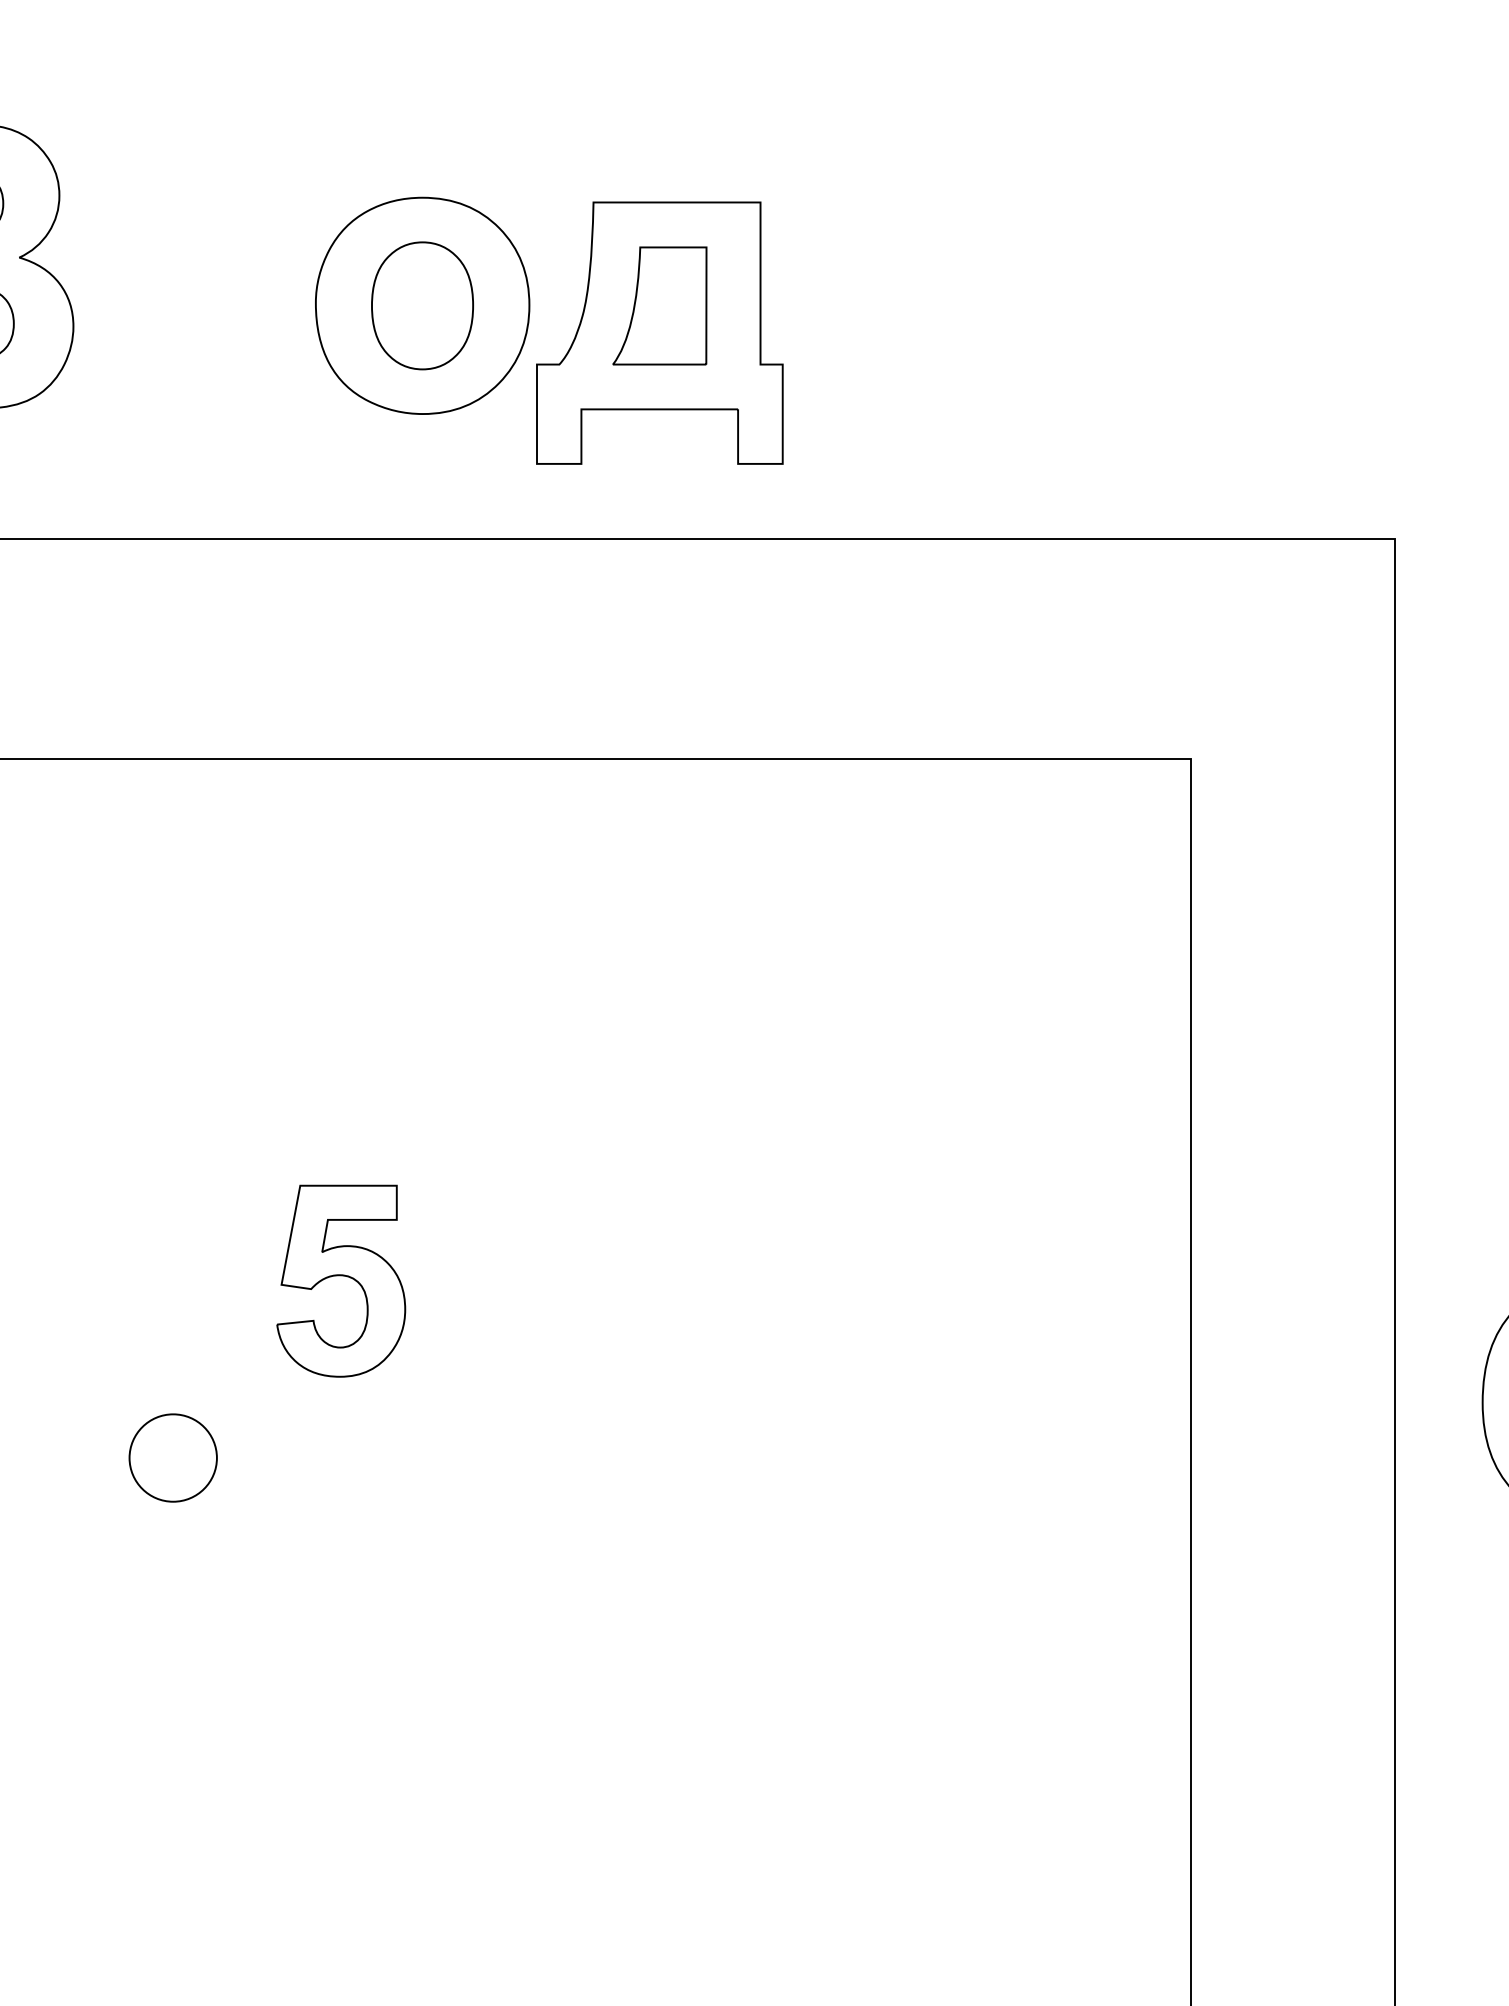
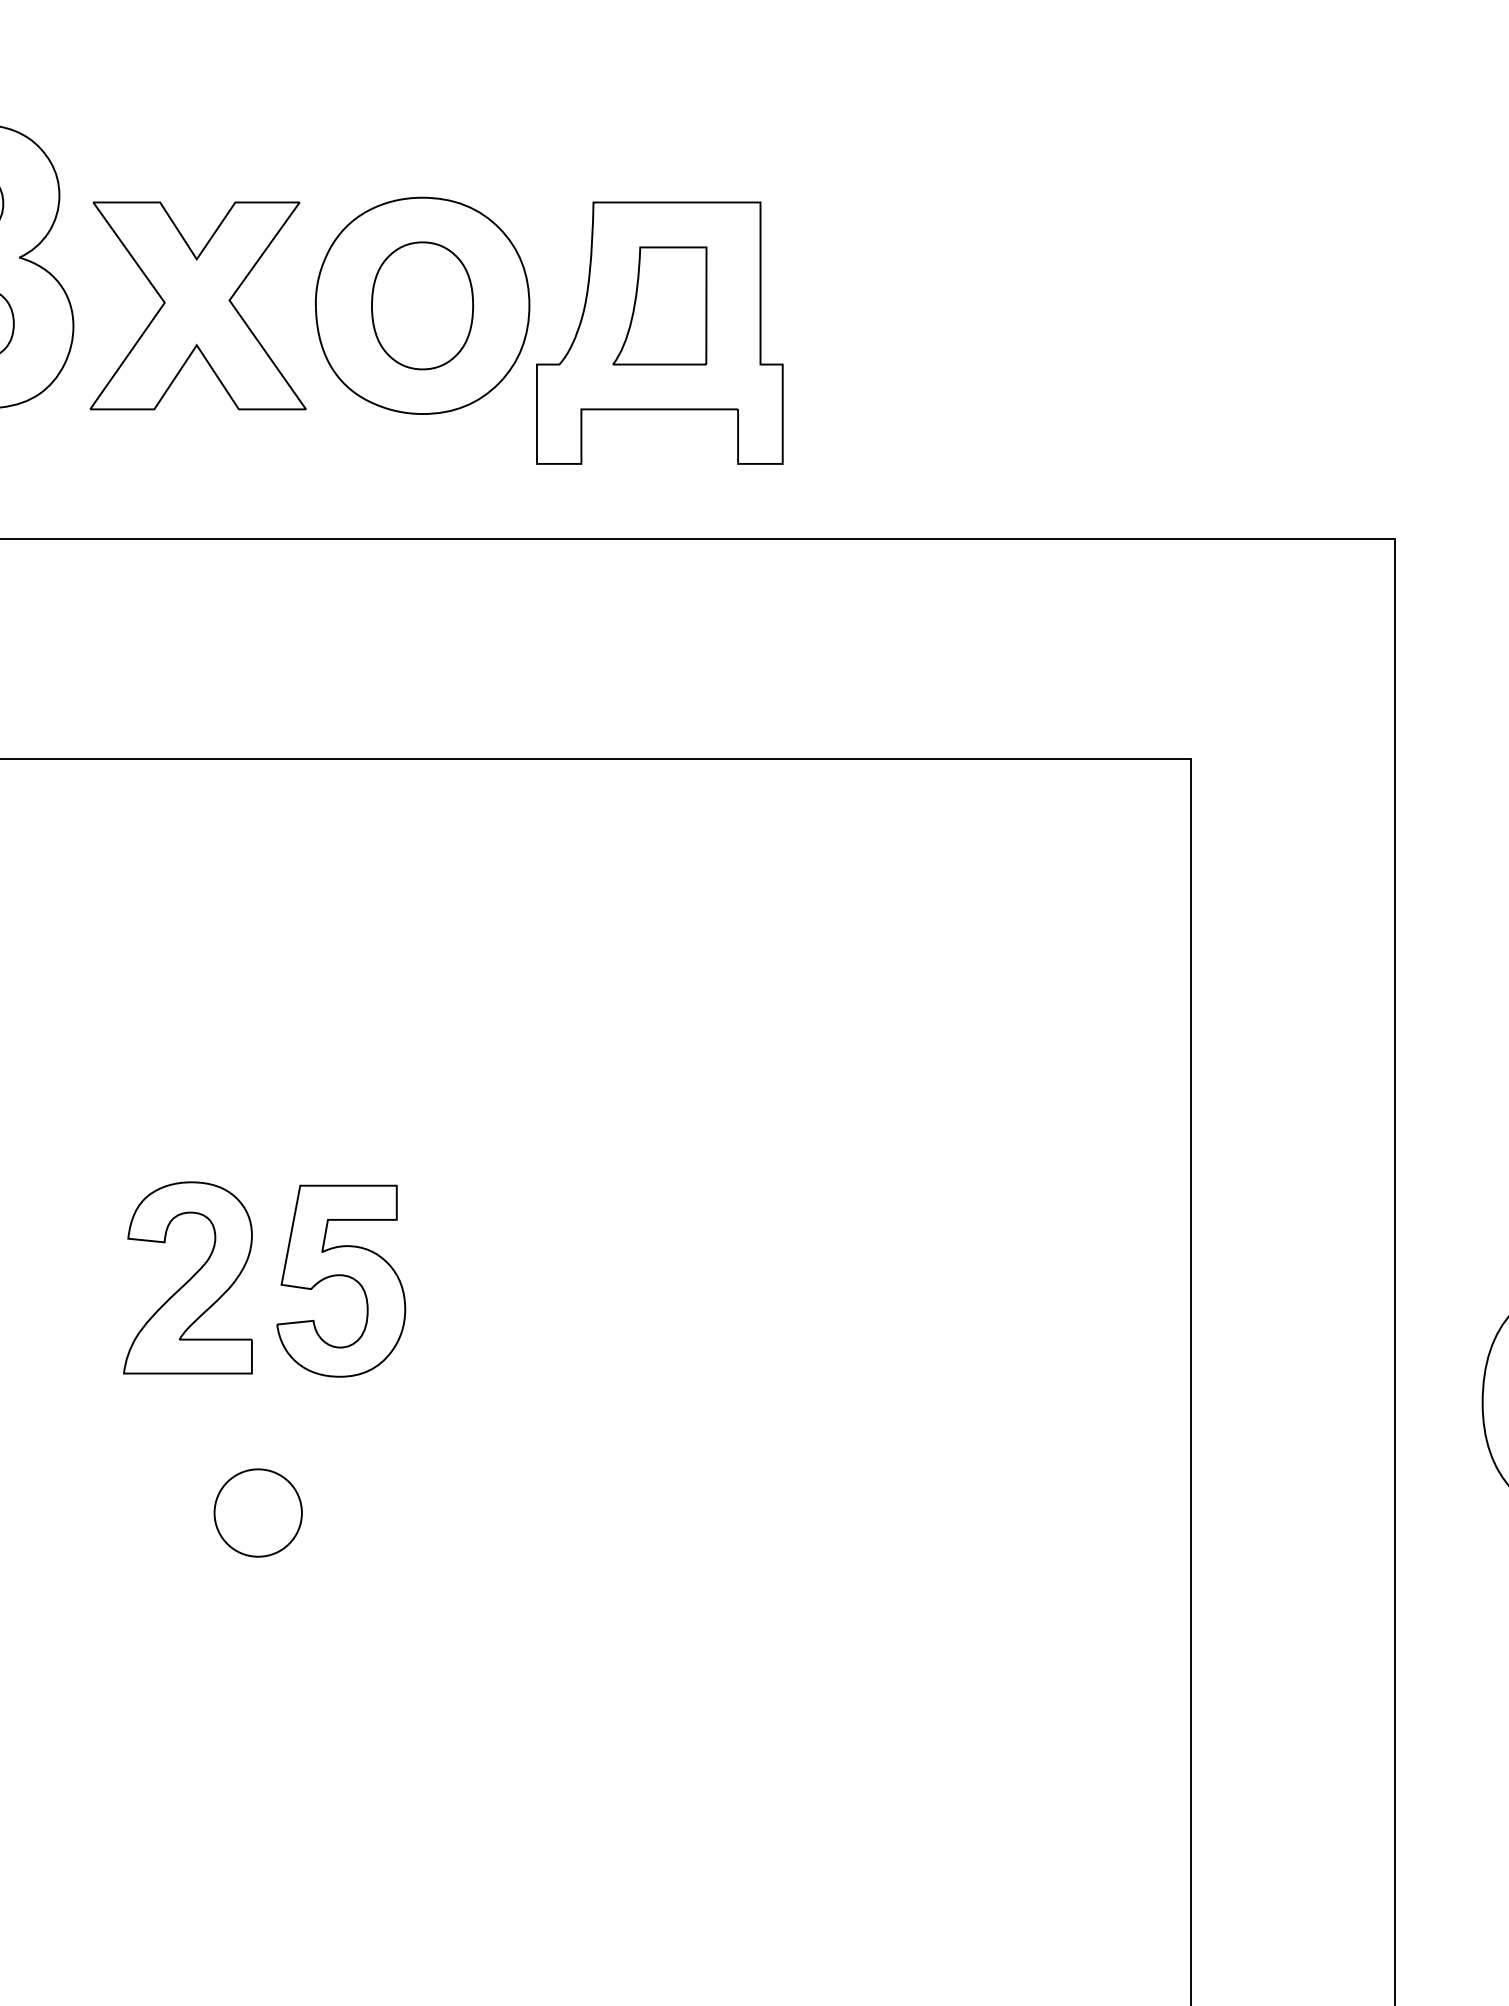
part: none -> present (197, 305)
part: none -> present (187, 1277)
part position: (172, 1457) -> (257, 1512) (257, 1512)
